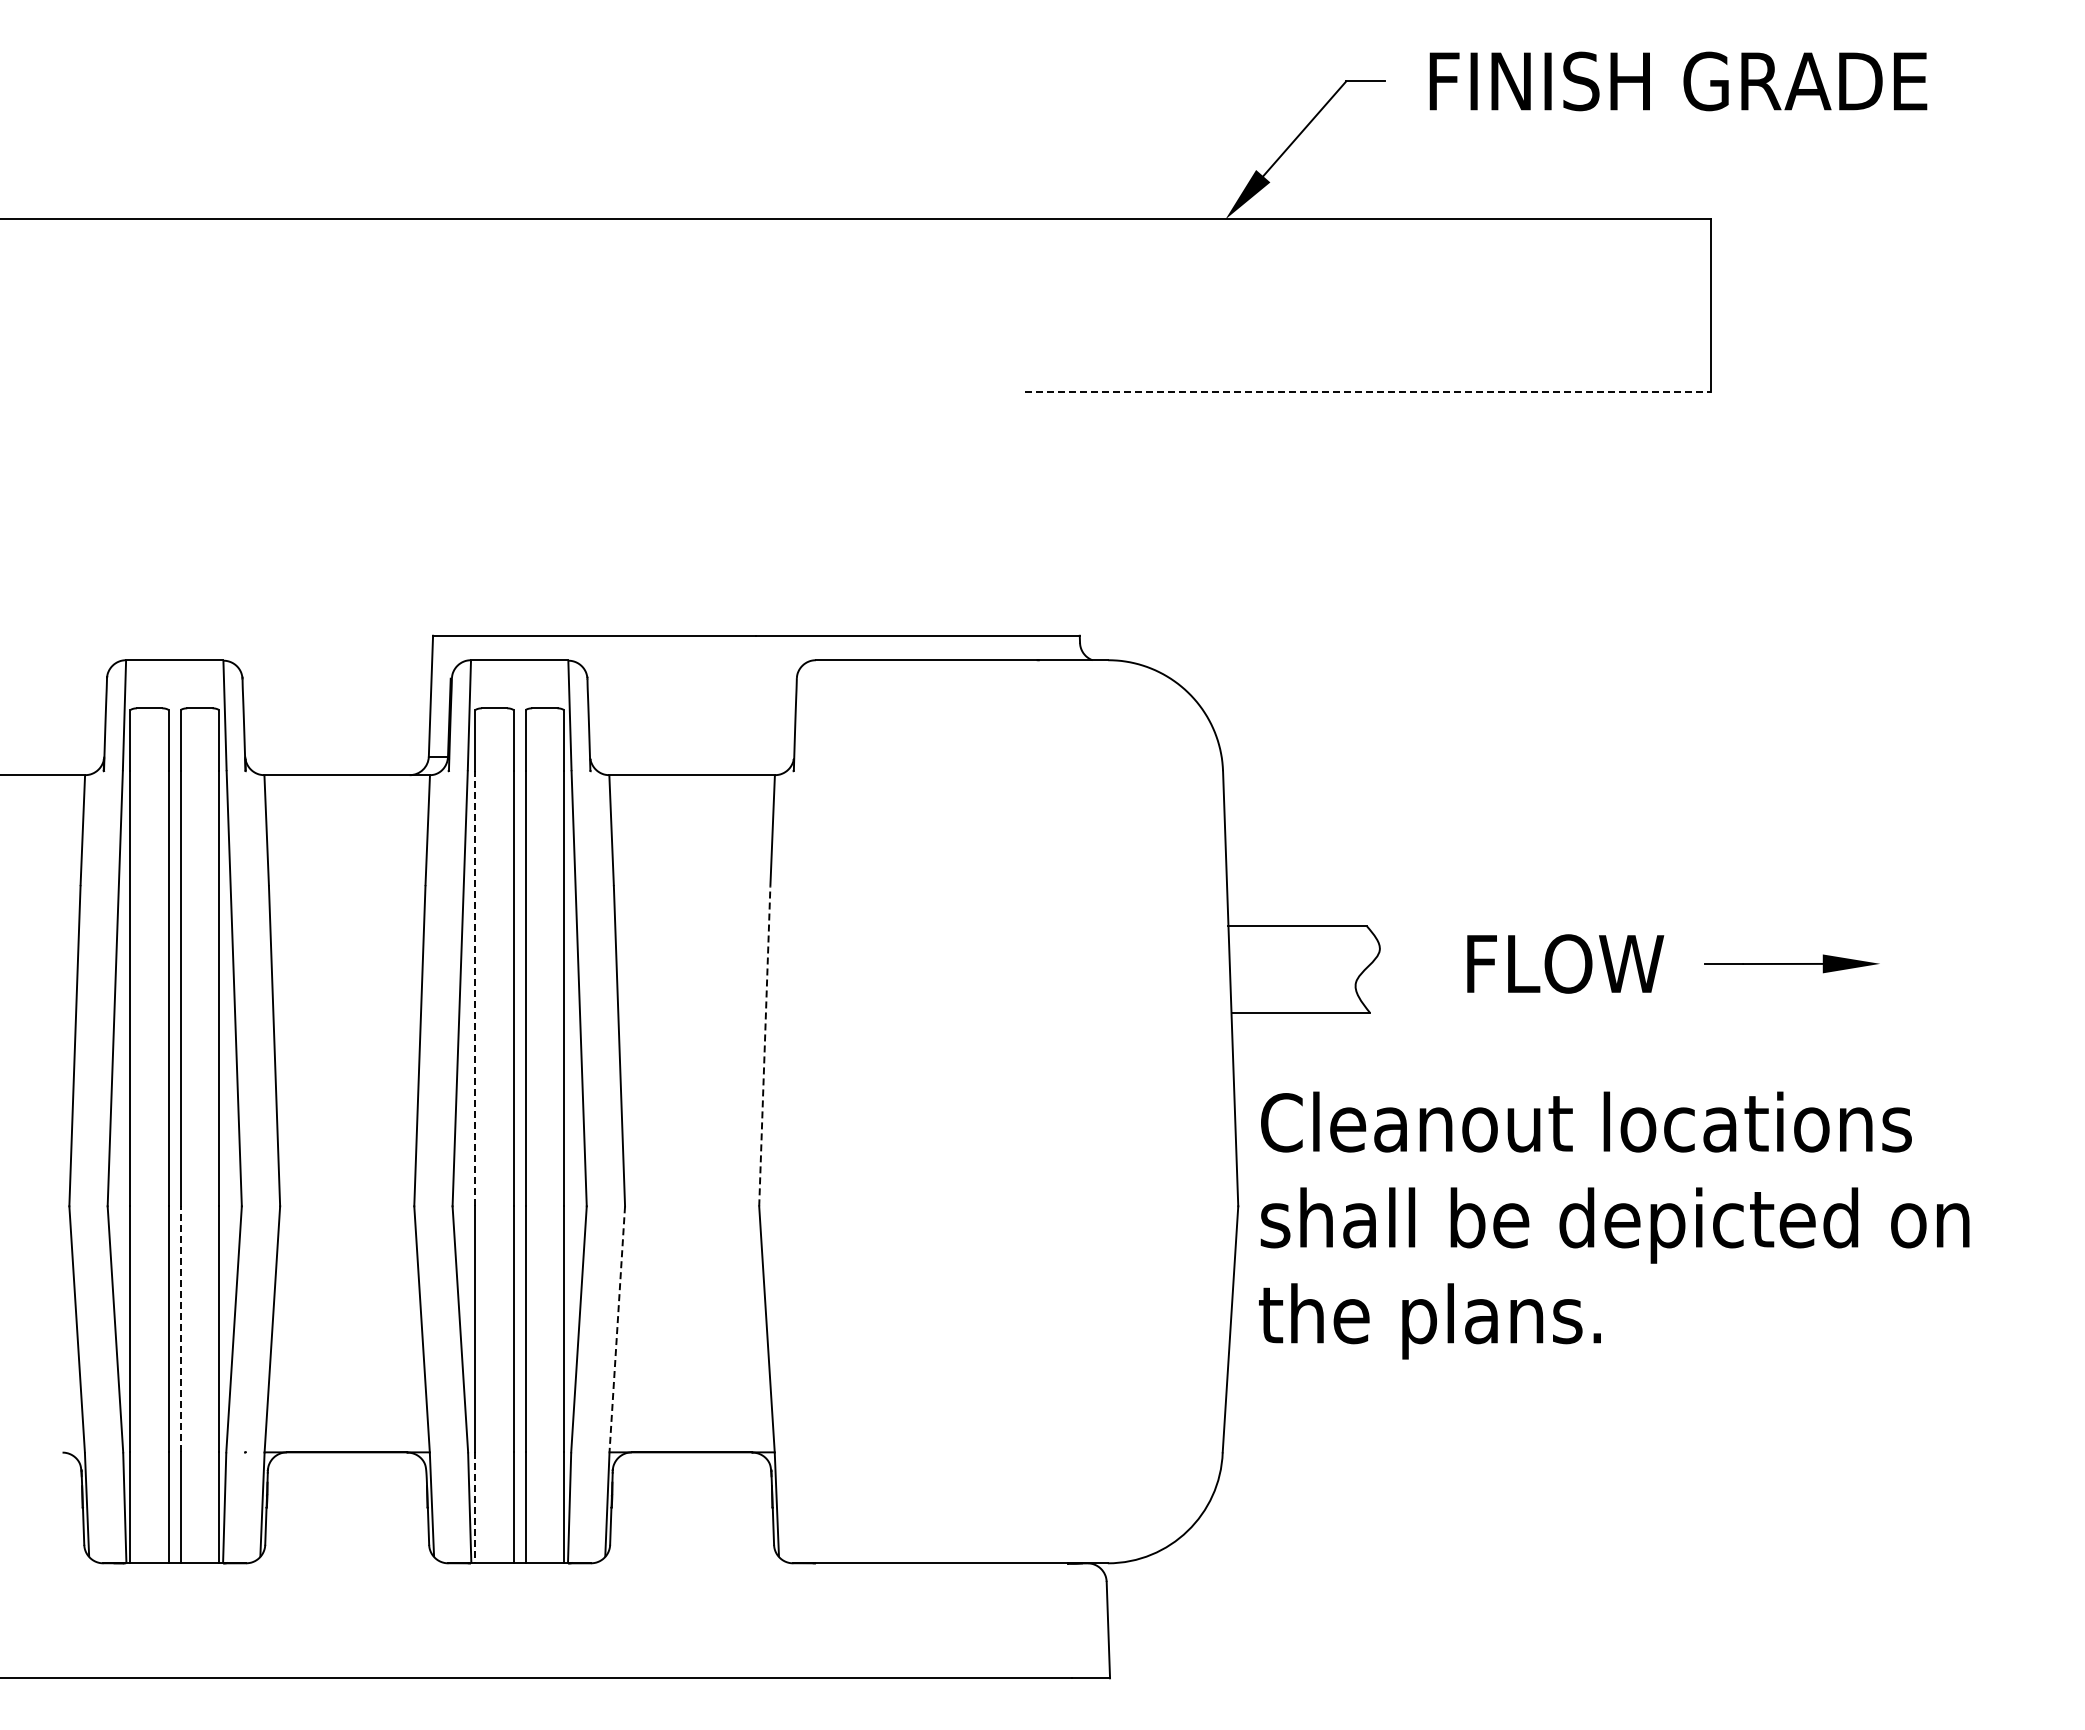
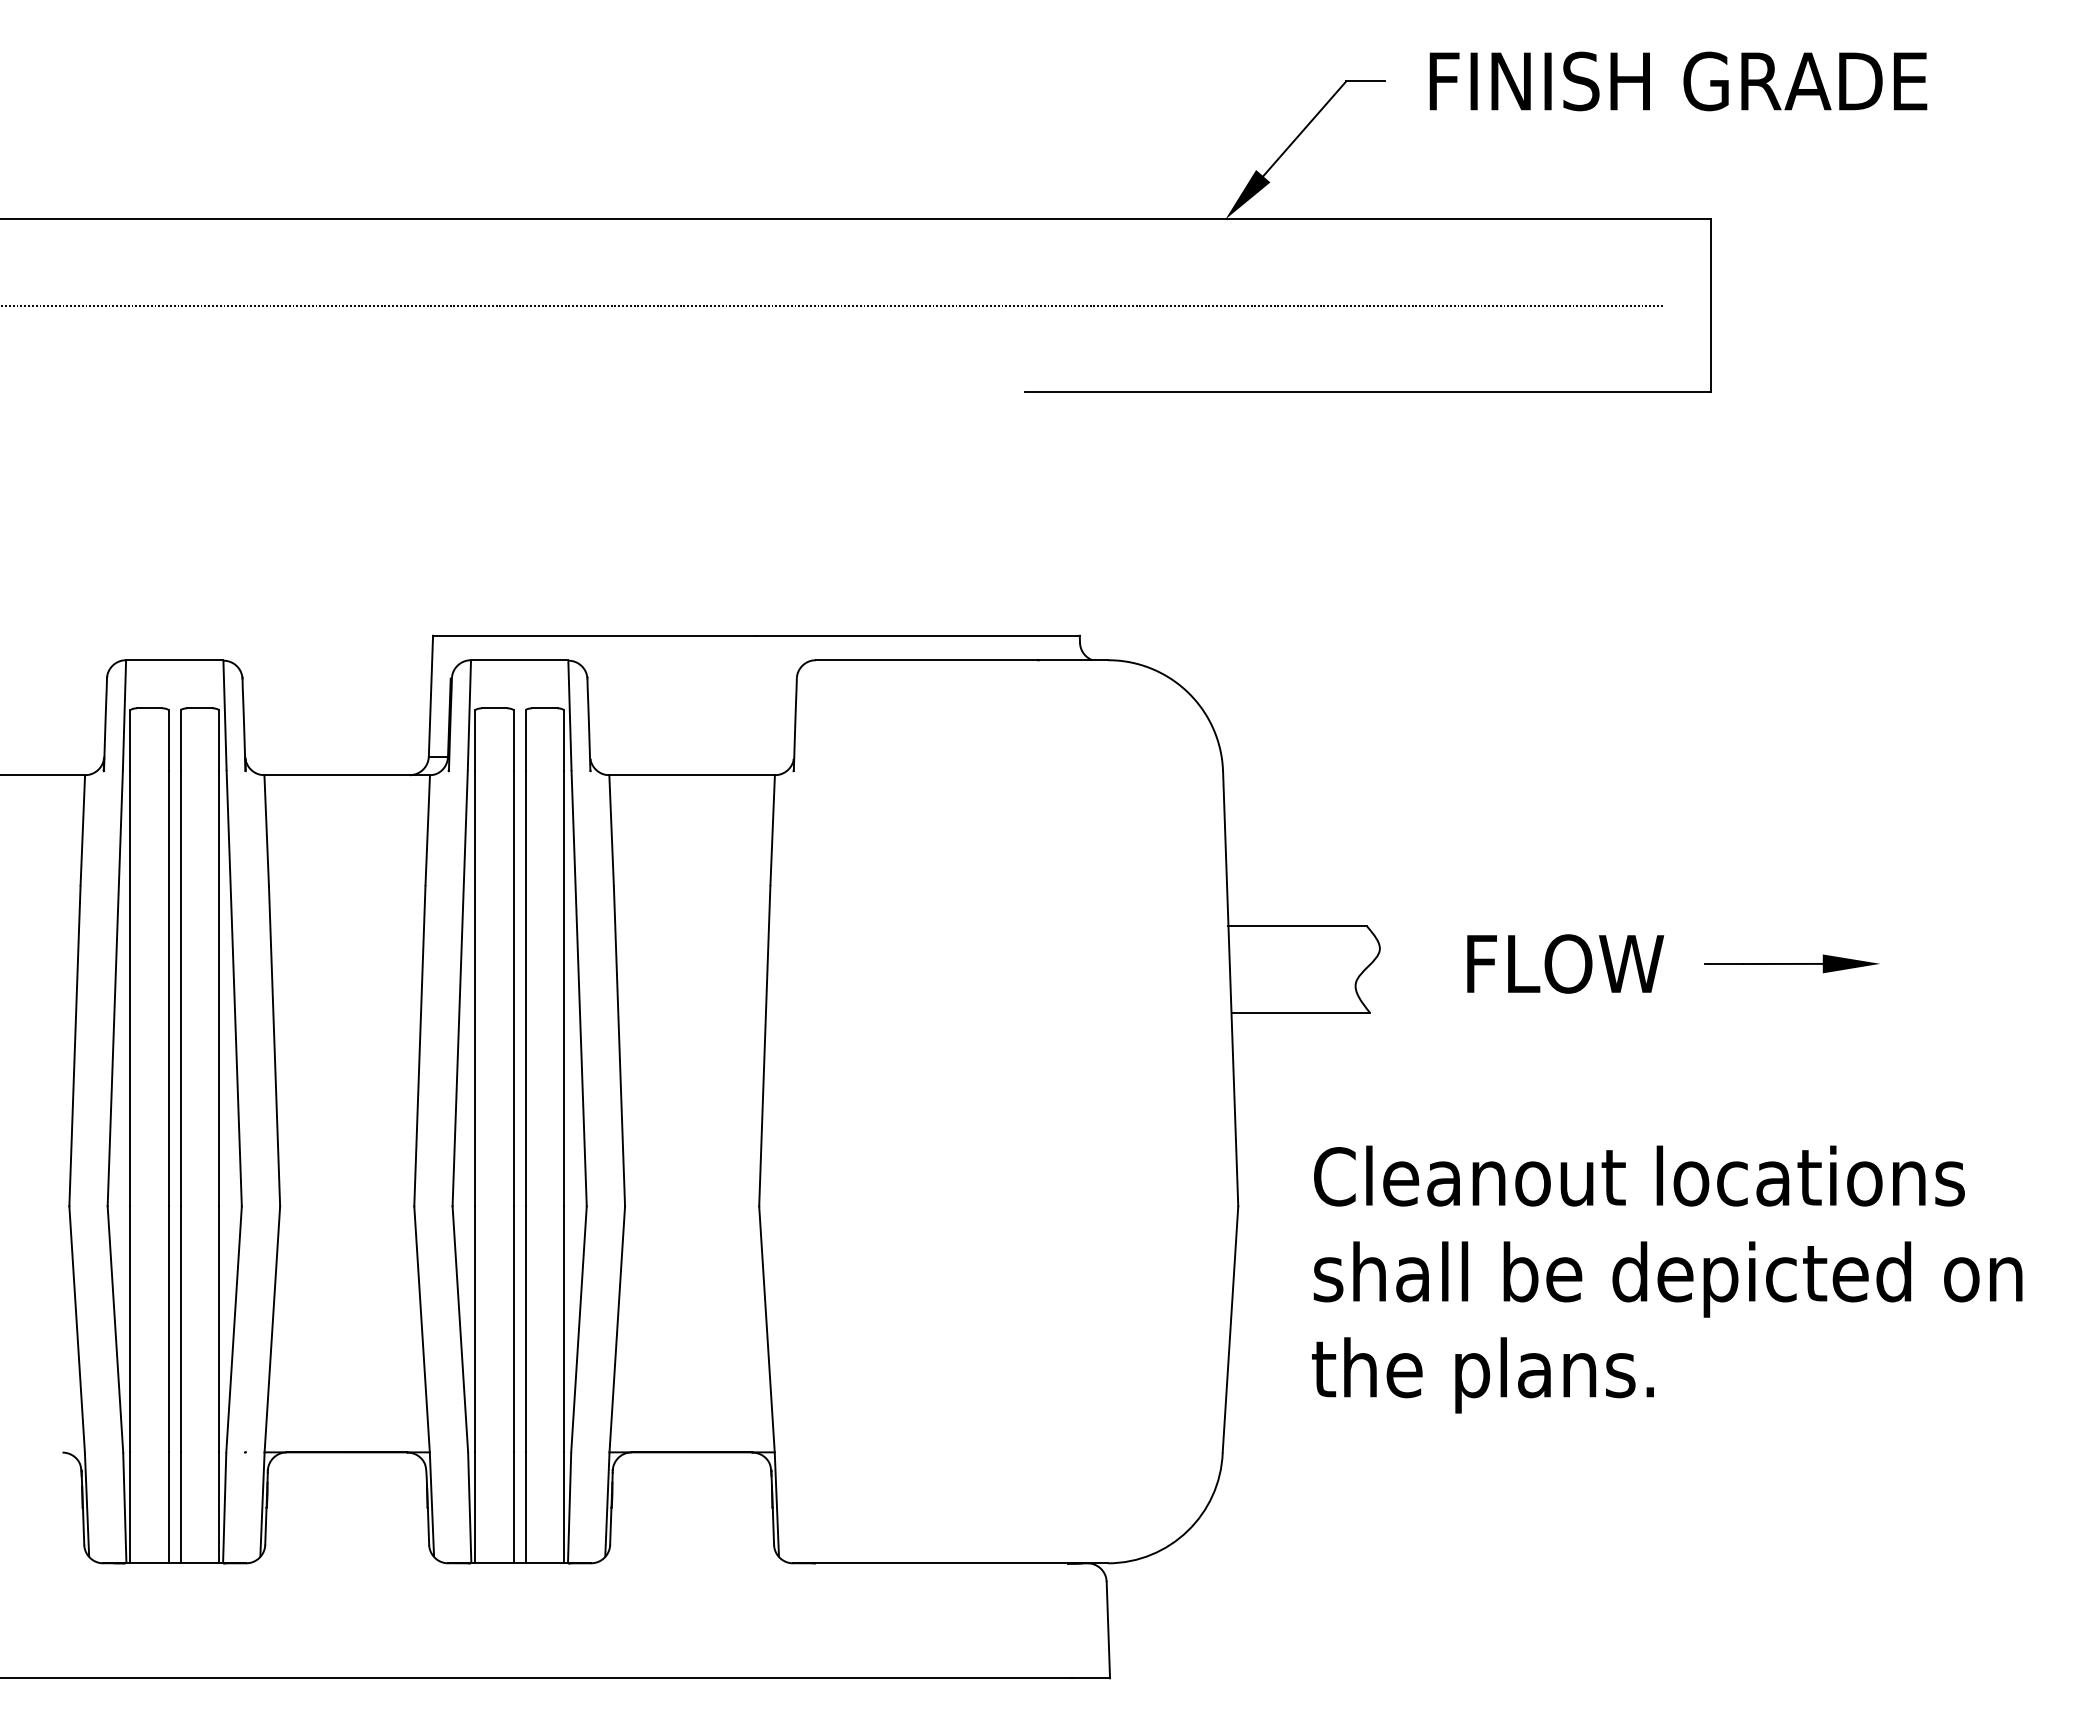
line: none -> present (832, 305)
line: dashed -> solid (1367, 391)
line: dashed -> solid (475, 988)
line: dashed -> solid (764, 1045)
text position: (1614, 1225) -> (1667, 1279) (1667, 1279)
line: dashed -> solid (180, 1328)
line: dashed -> solid (617, 1329)
line: dashed -> solid (475, 1508)
